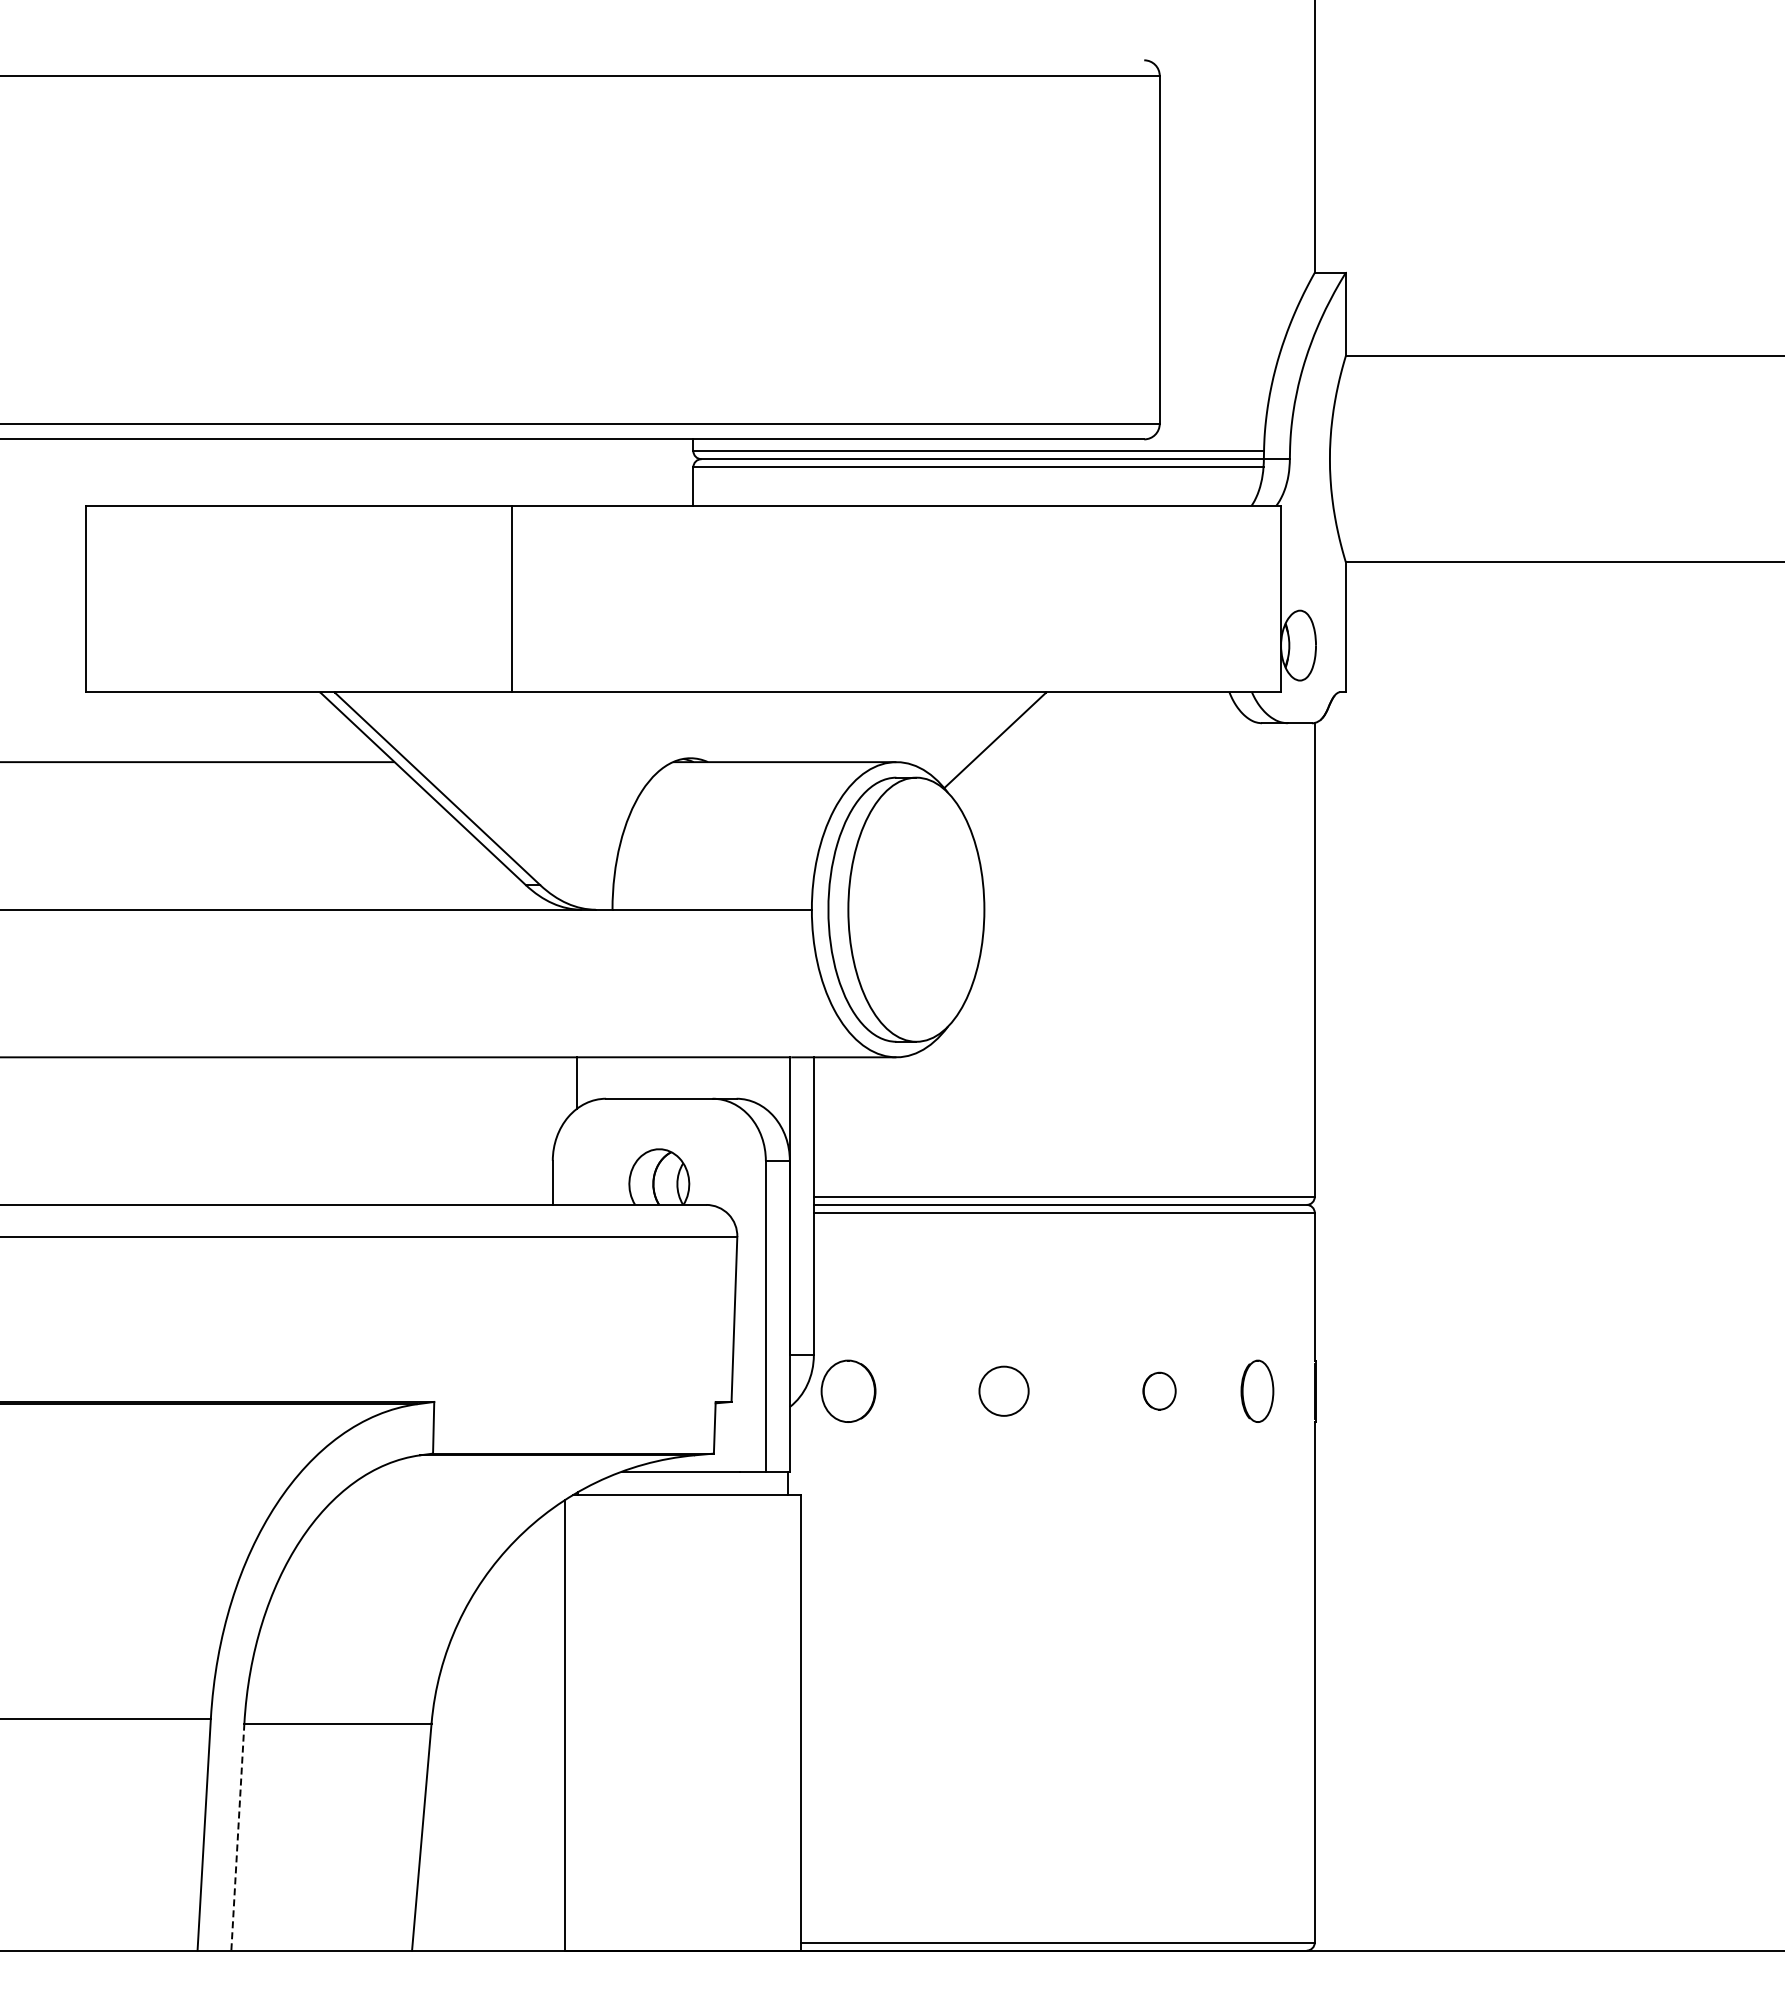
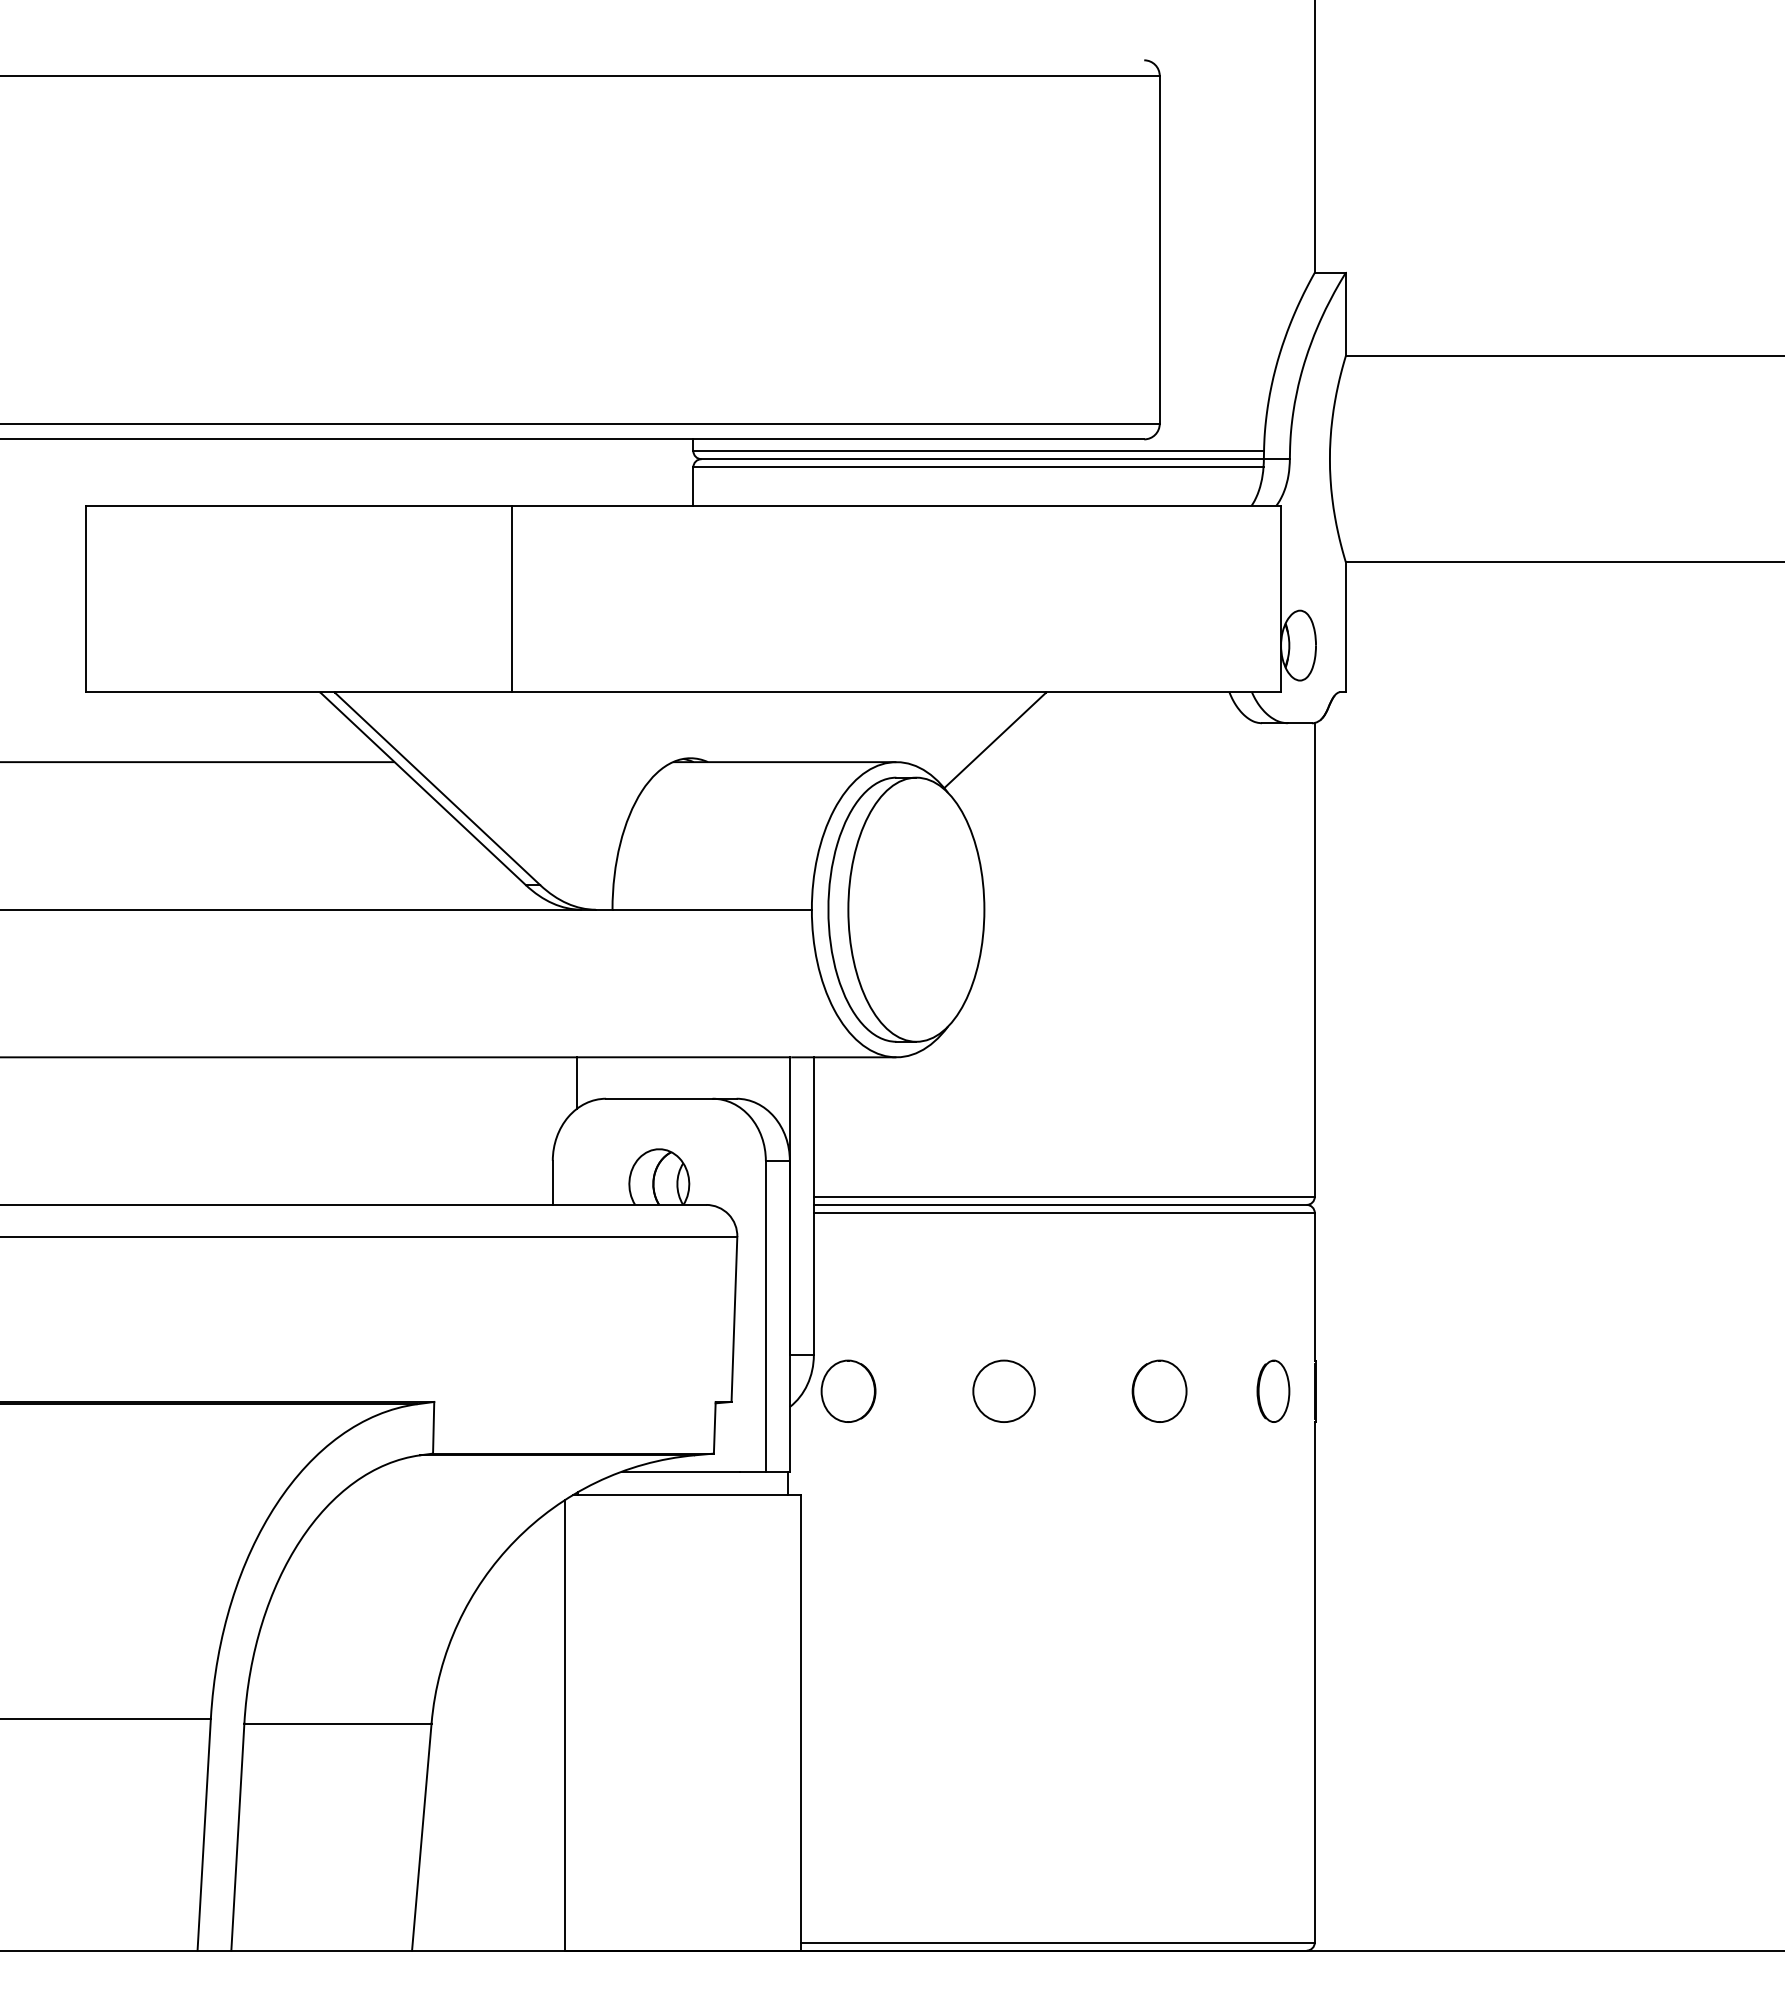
circle size: 52x52 px -> 64x64 px (1003, 1390)
part size: 35x40 px -> 57x64 px (1159, 1390)
part position: (1257, 1390) -> (1273, 1390) (1273, 1390)
line: dashed -> solid (237, 1837)
